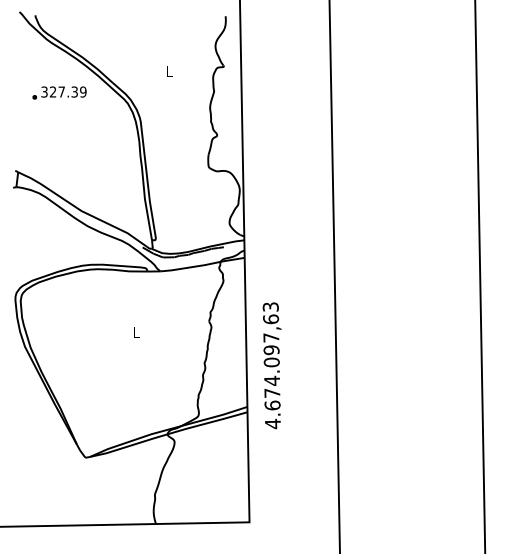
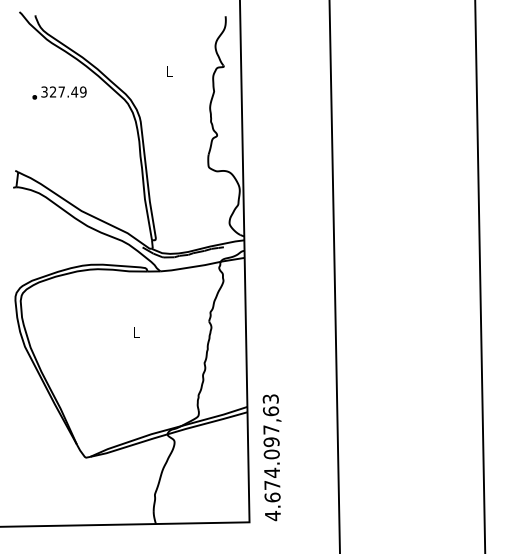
text: 327.39 -> 327.49 (74, 91)
text position: (271, 365) -> (271, 457) (271, 457)
